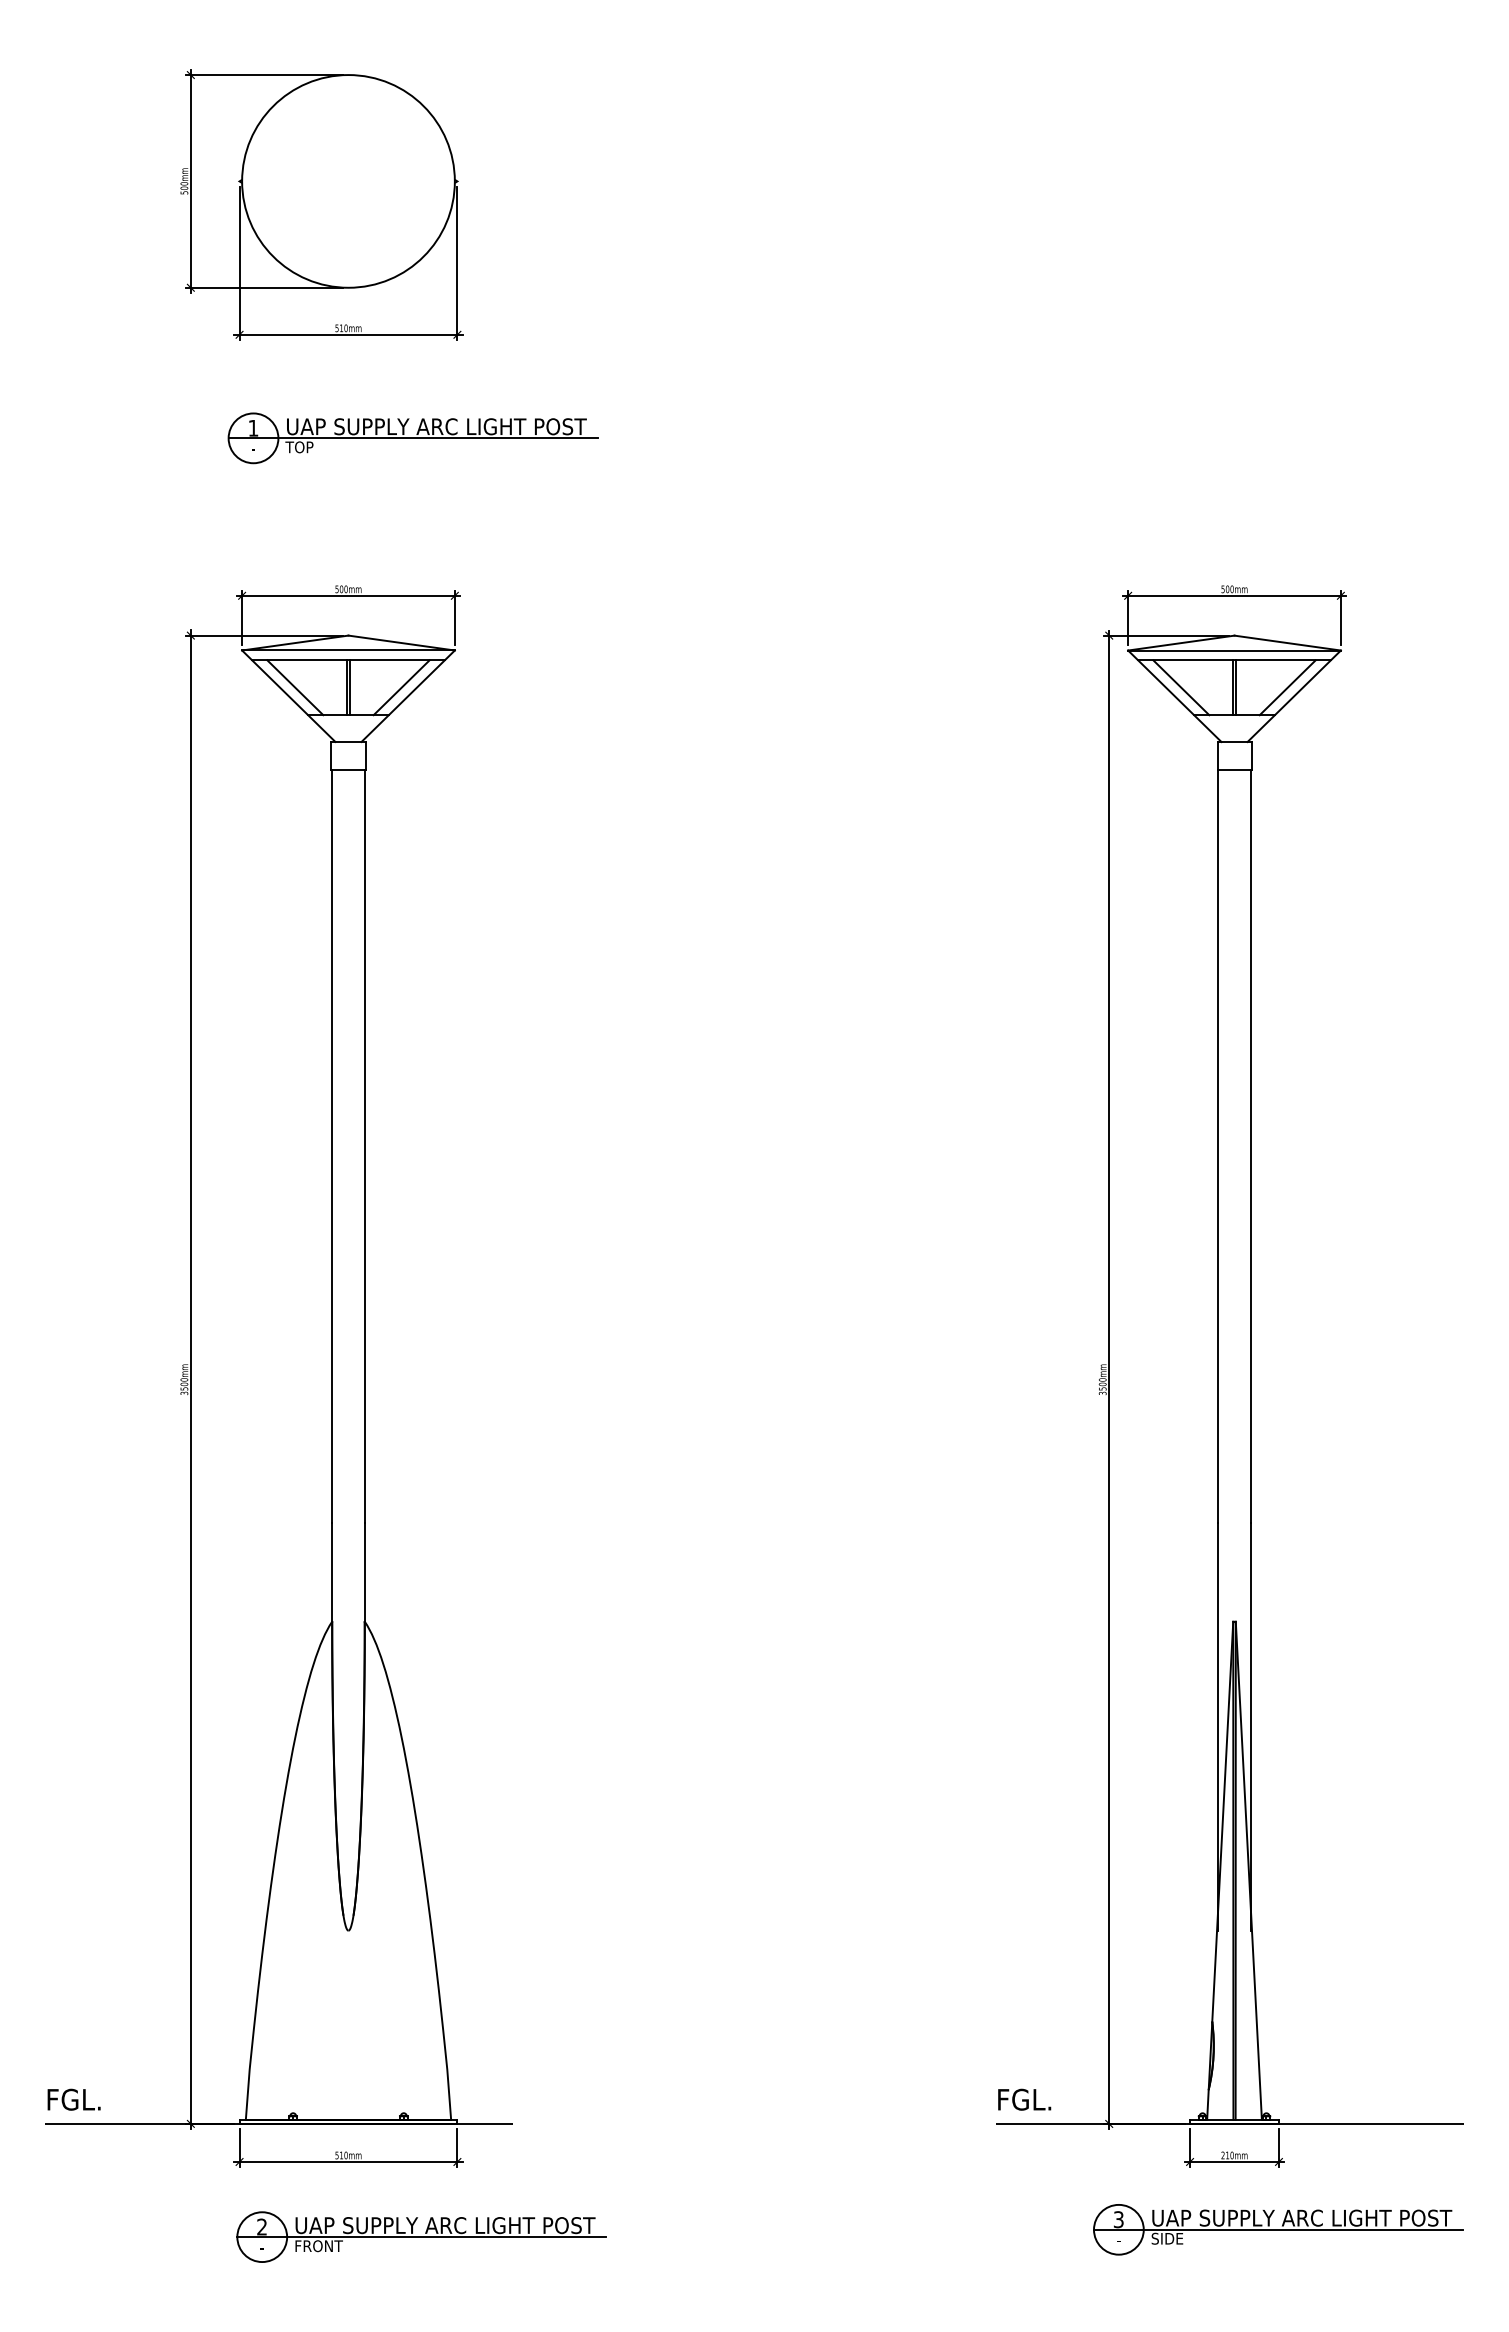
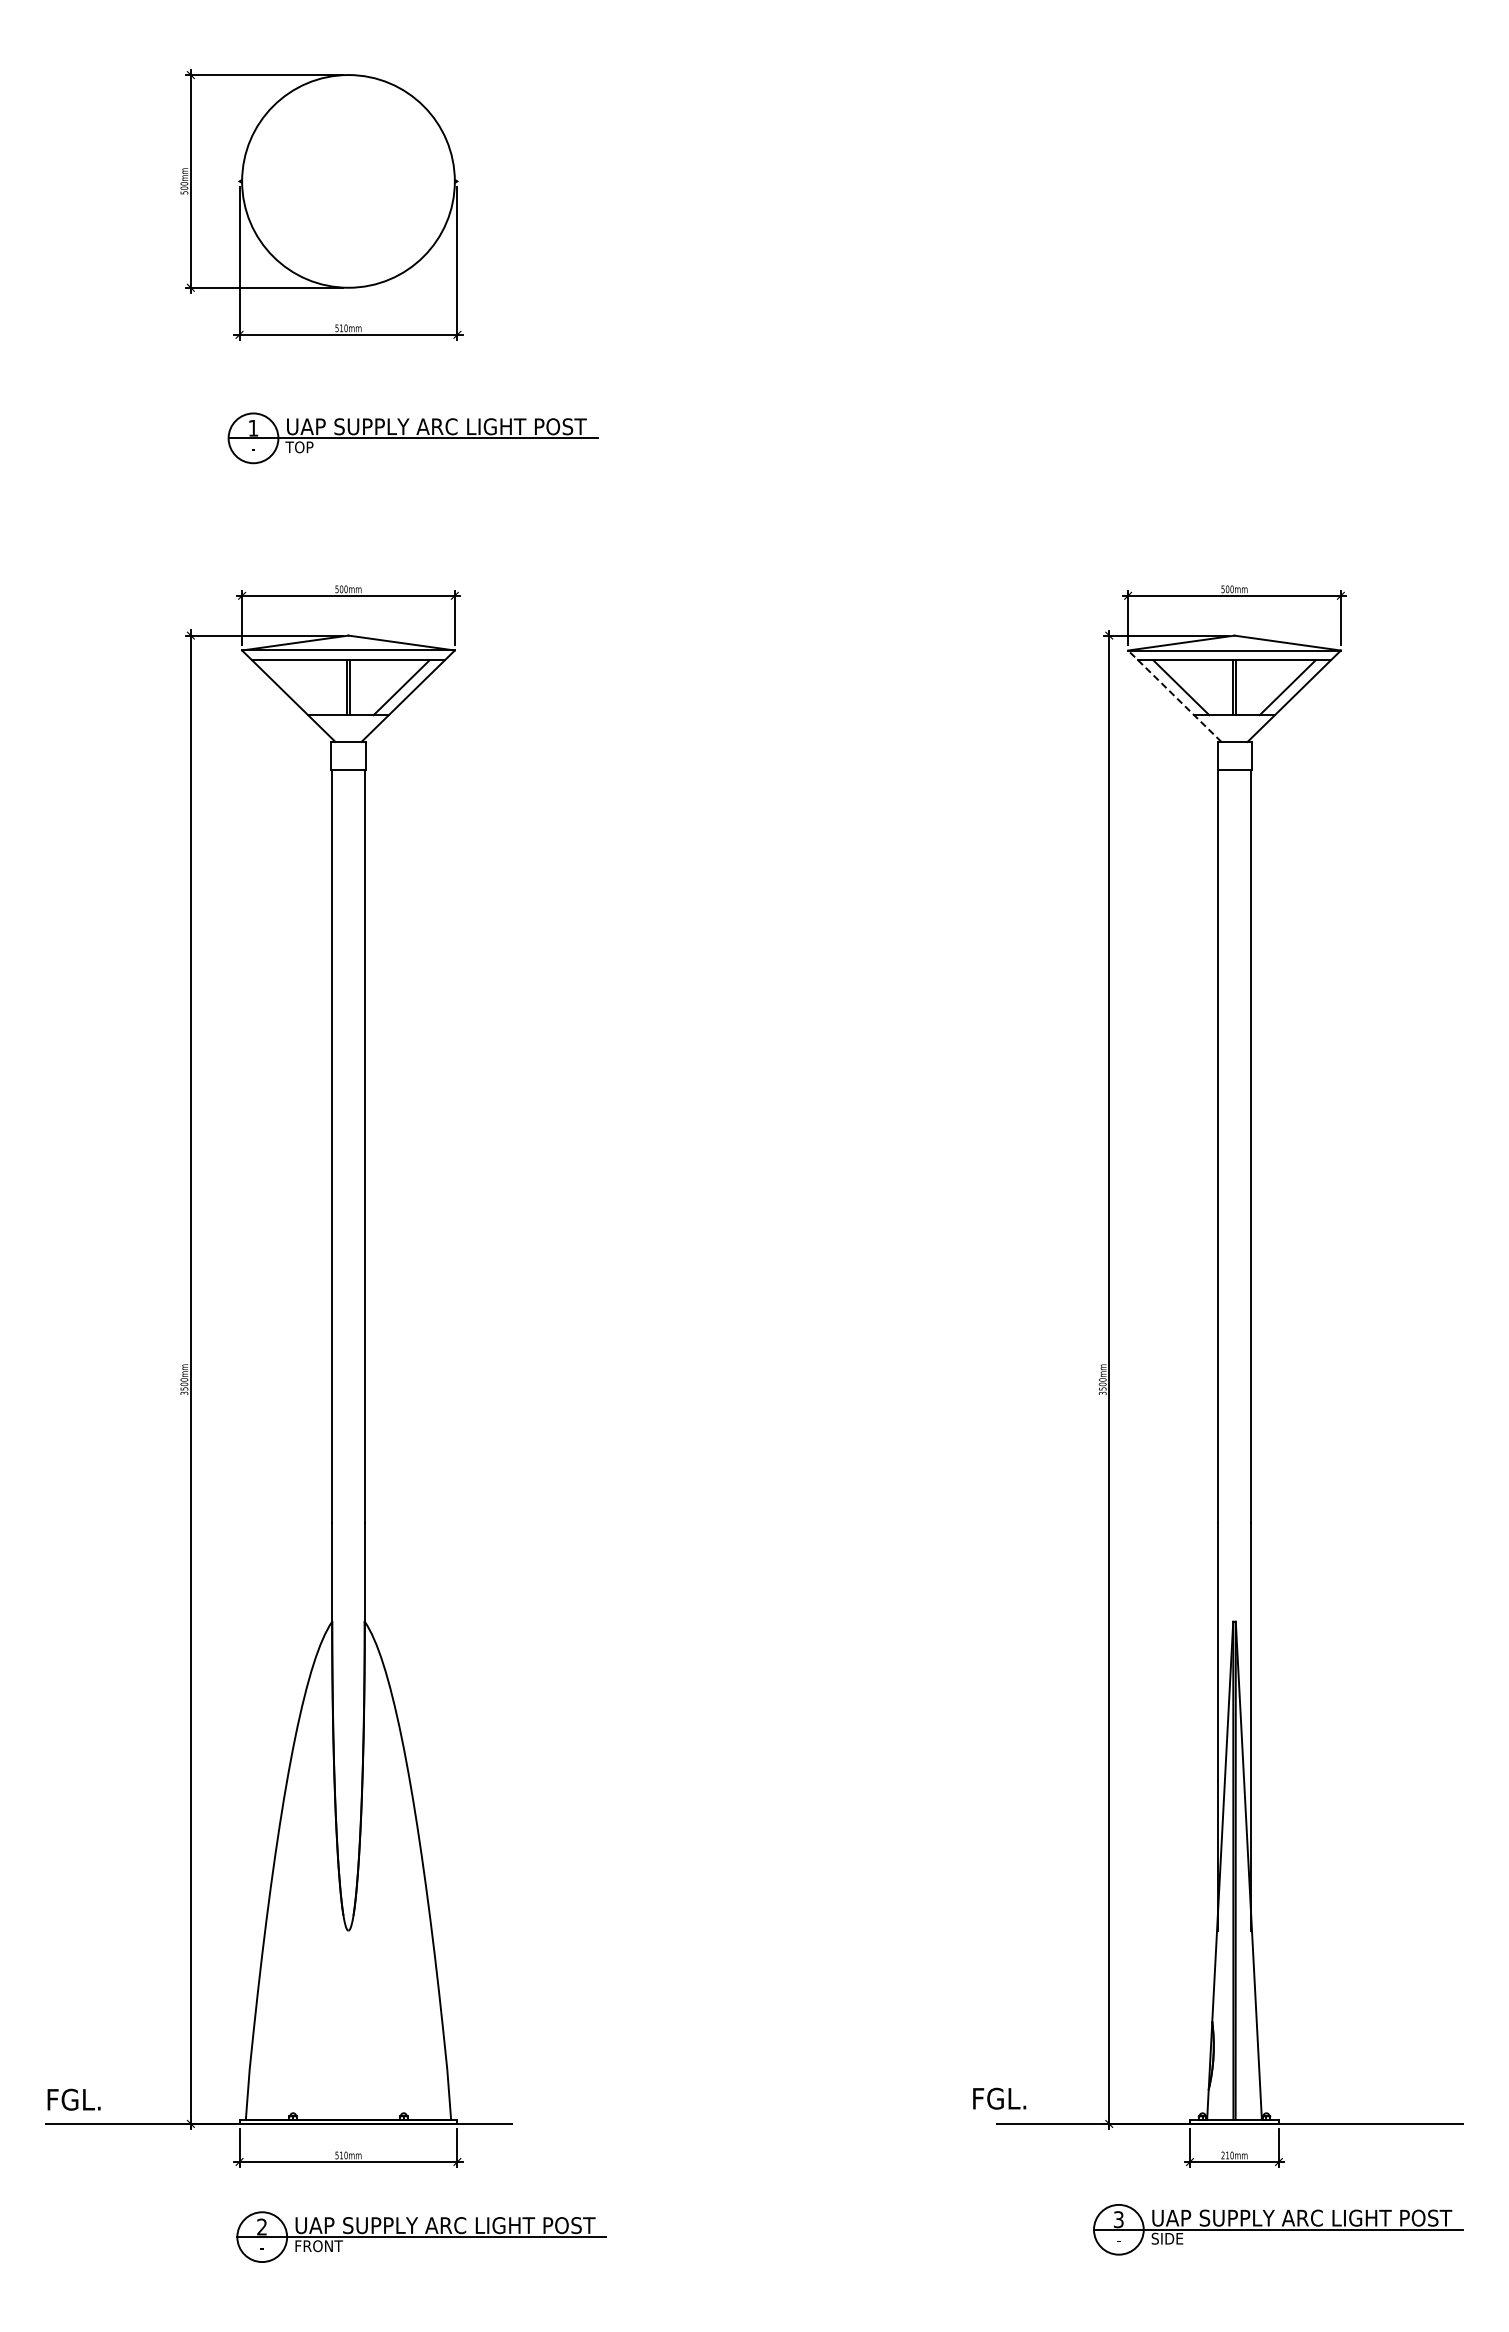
line: present -> none (295, 687)
line: solid -> dashed (1174, 695)
text position: (1024, 2099) -> (999, 2098) (999, 2098)
